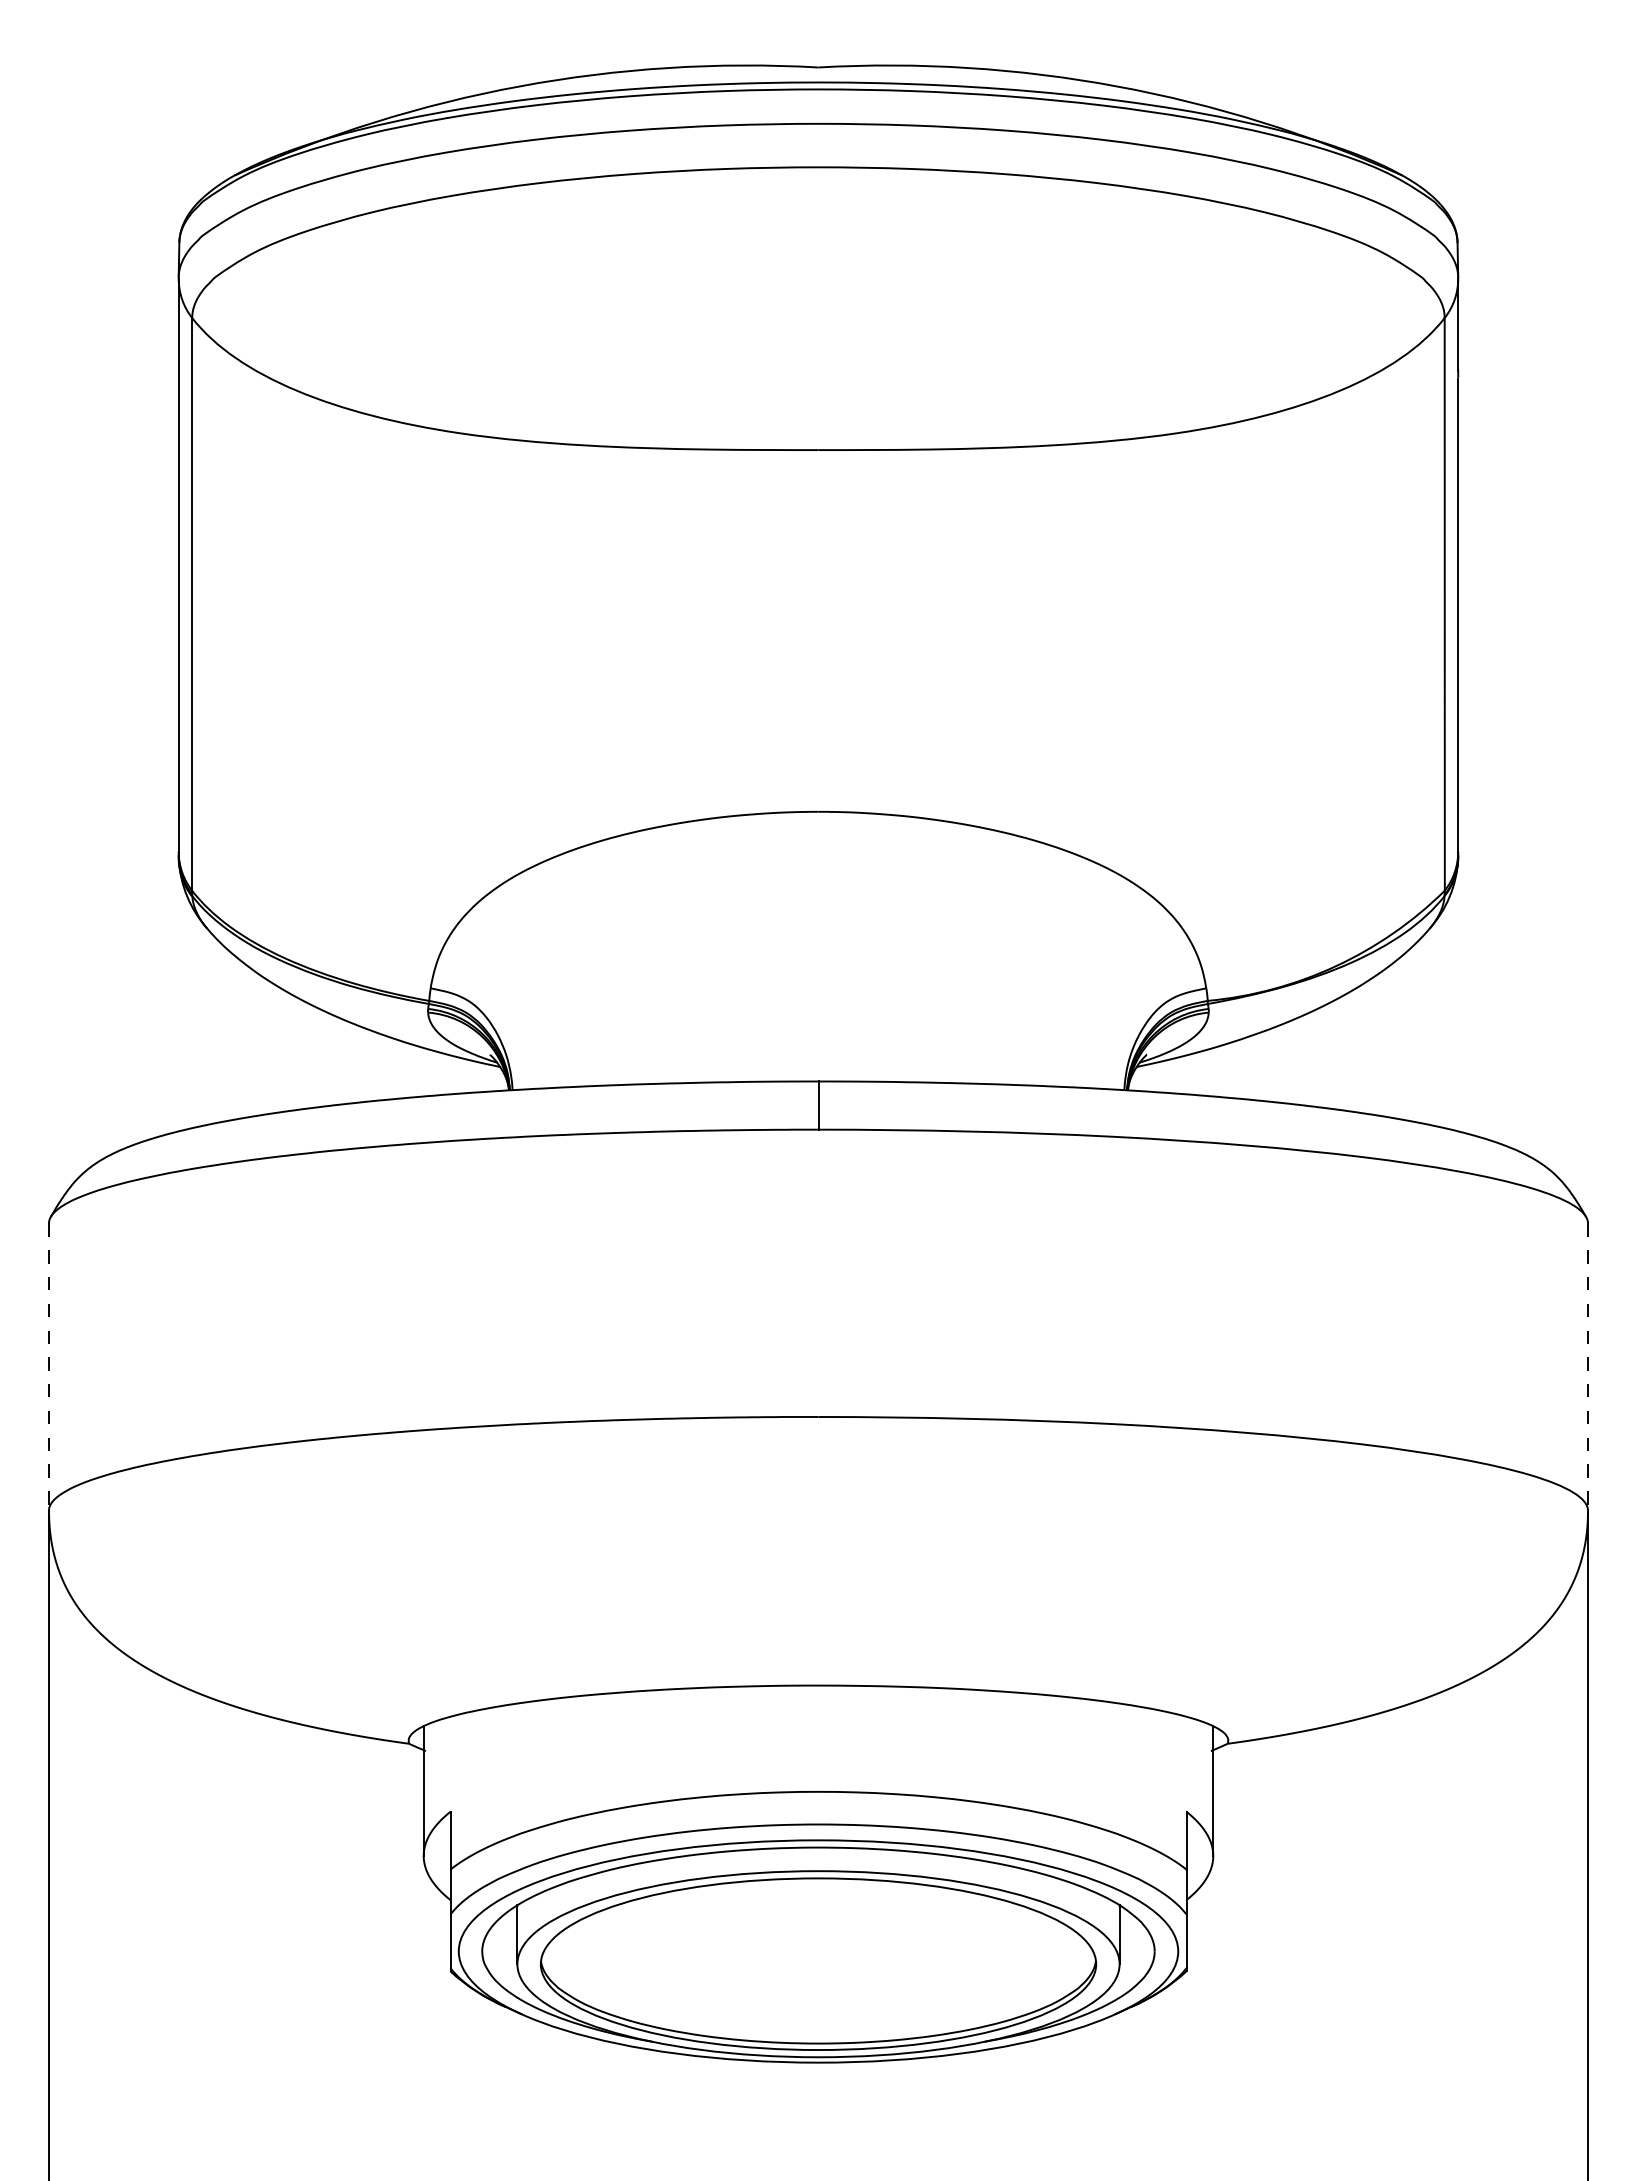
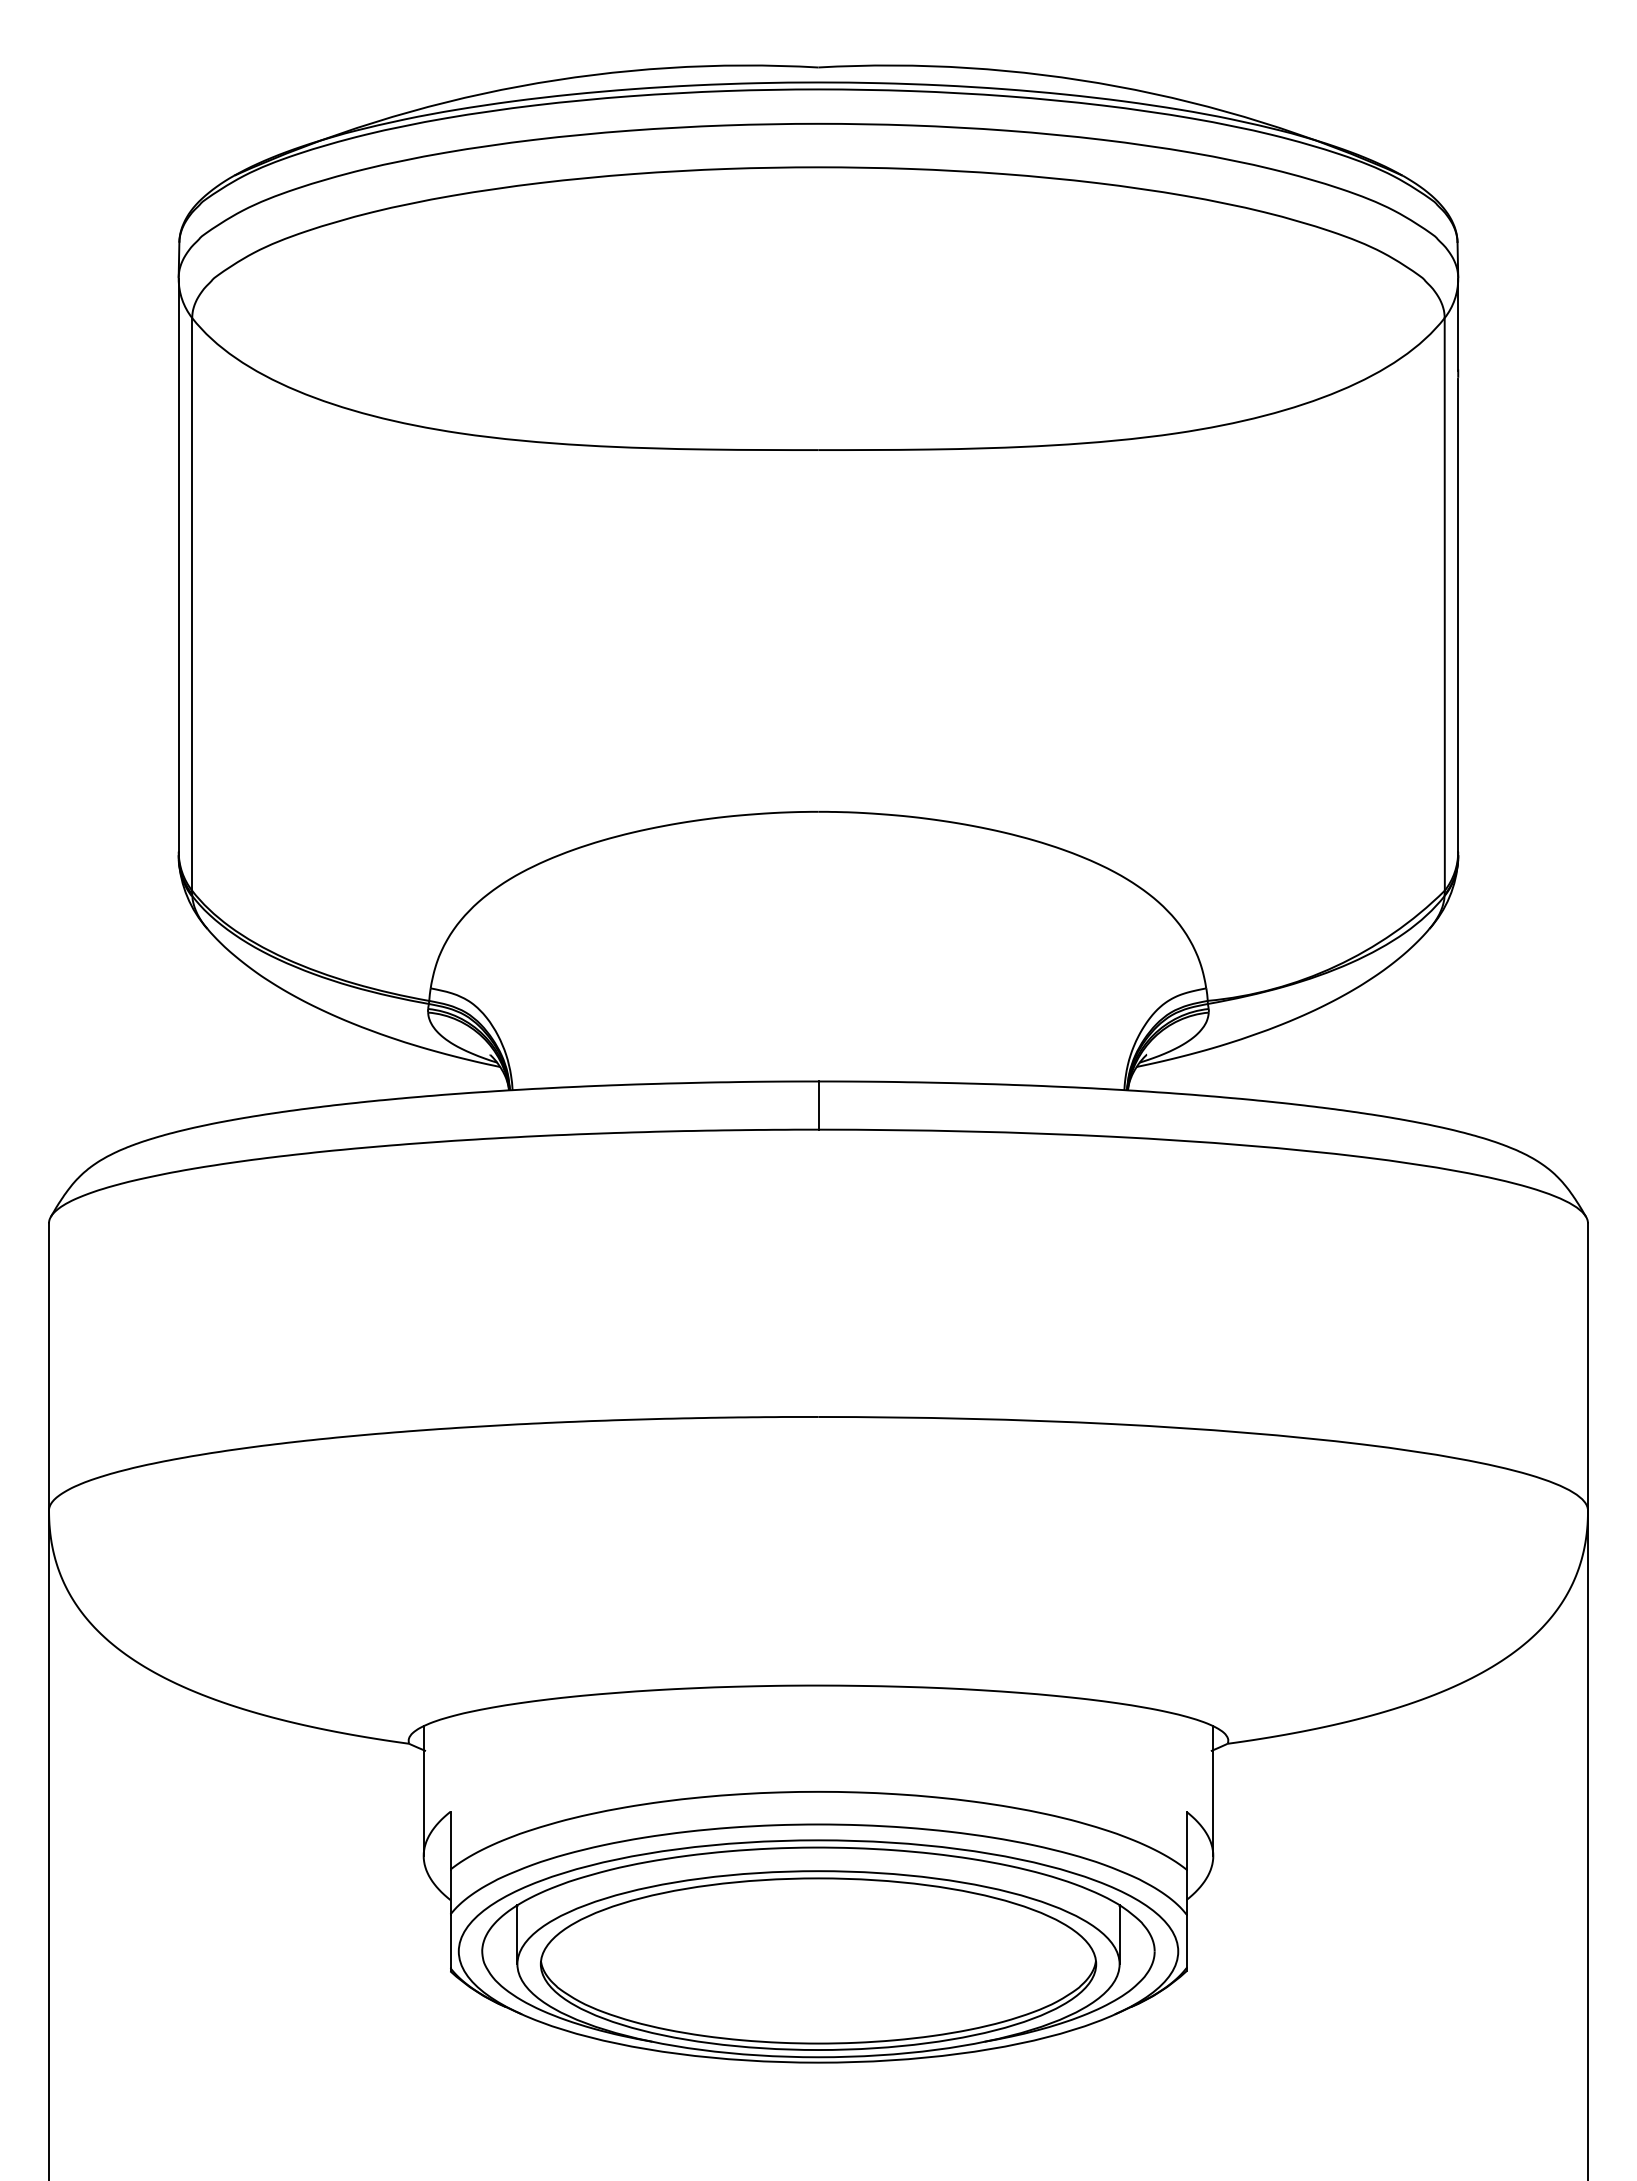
line: dashed -> solid (49, 1367)
line: dashed -> solid (1588, 1367)
